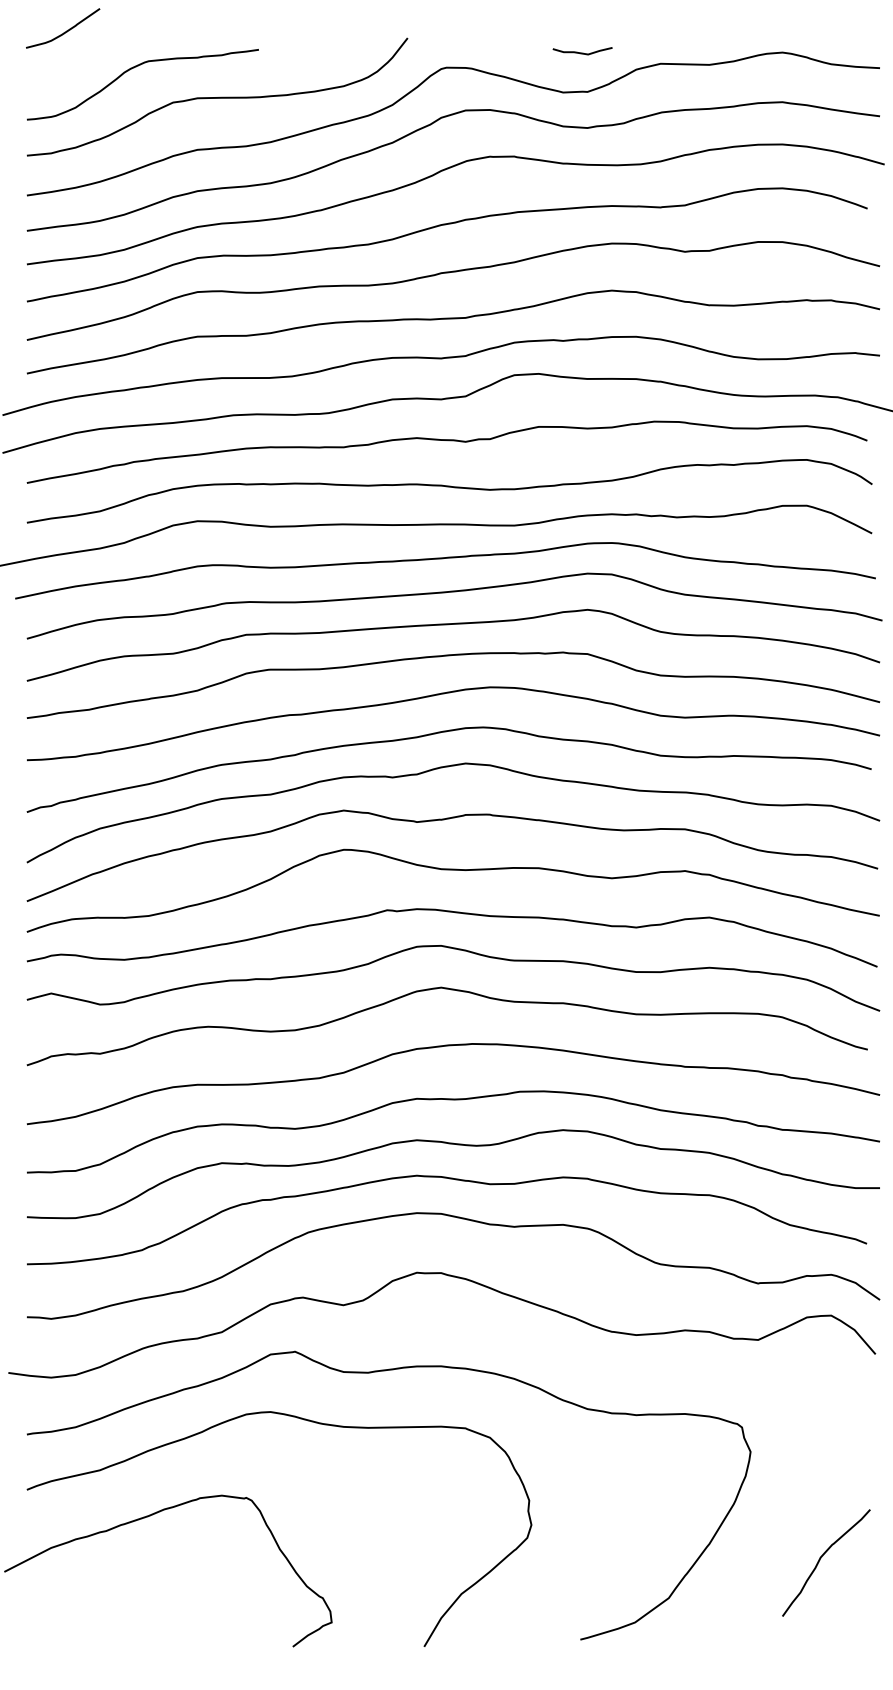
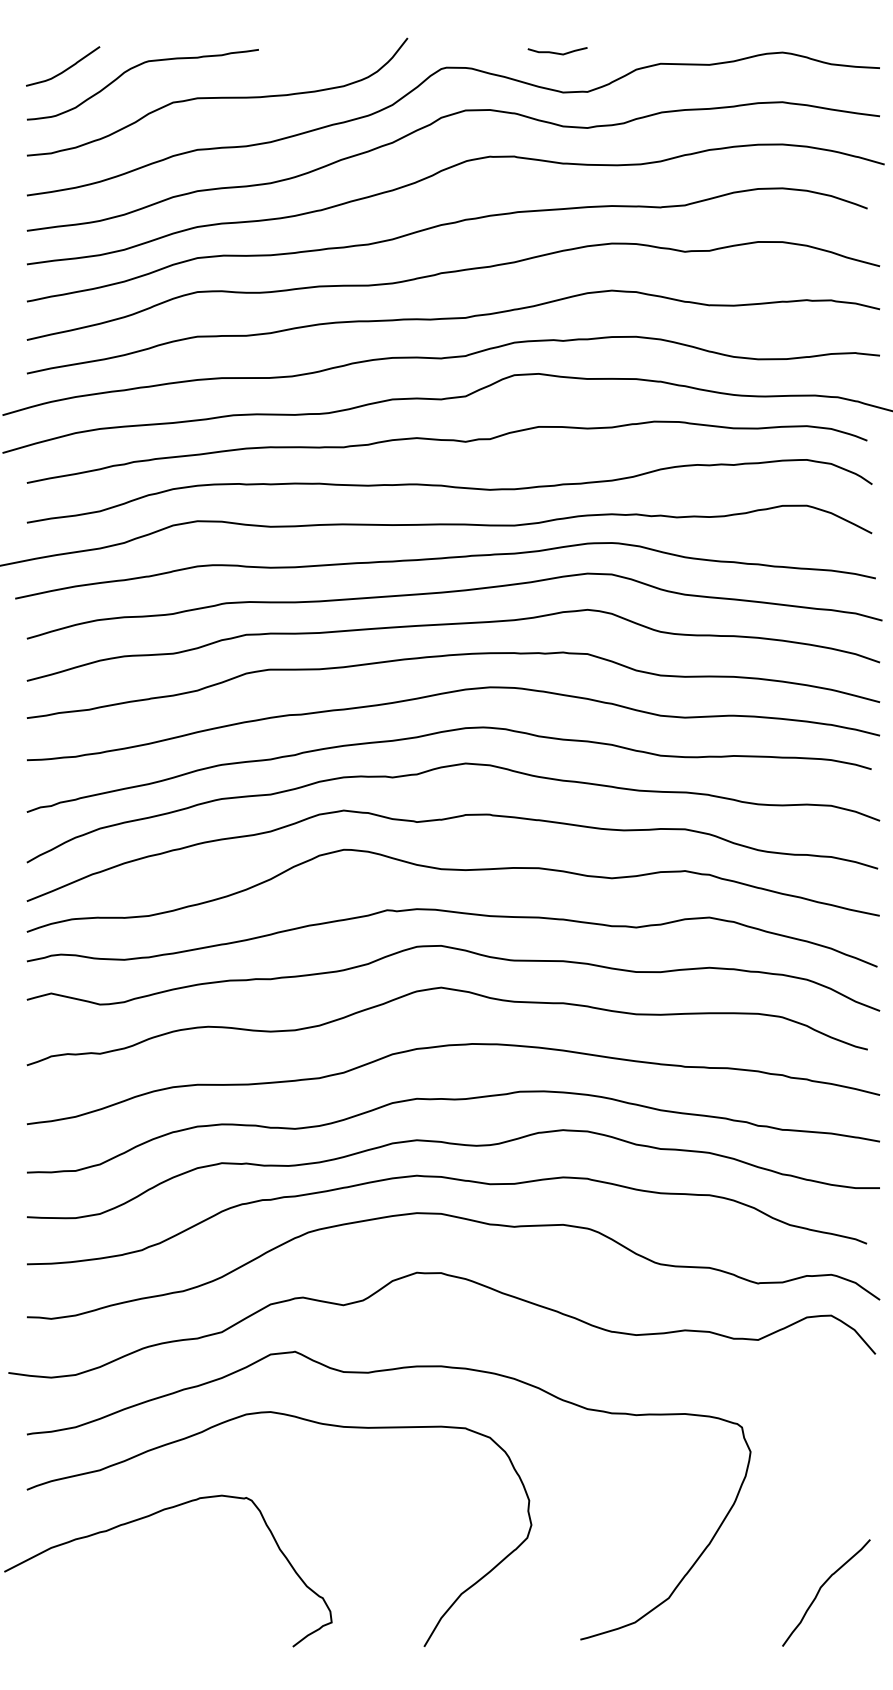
curve position: (66, 30) -> (66, 68) (66, 68)
curve position: (582, 52) -> (557, 52) (557, 52)
curve position: (820, 1560) -> (820, 1590) (820, 1590)
